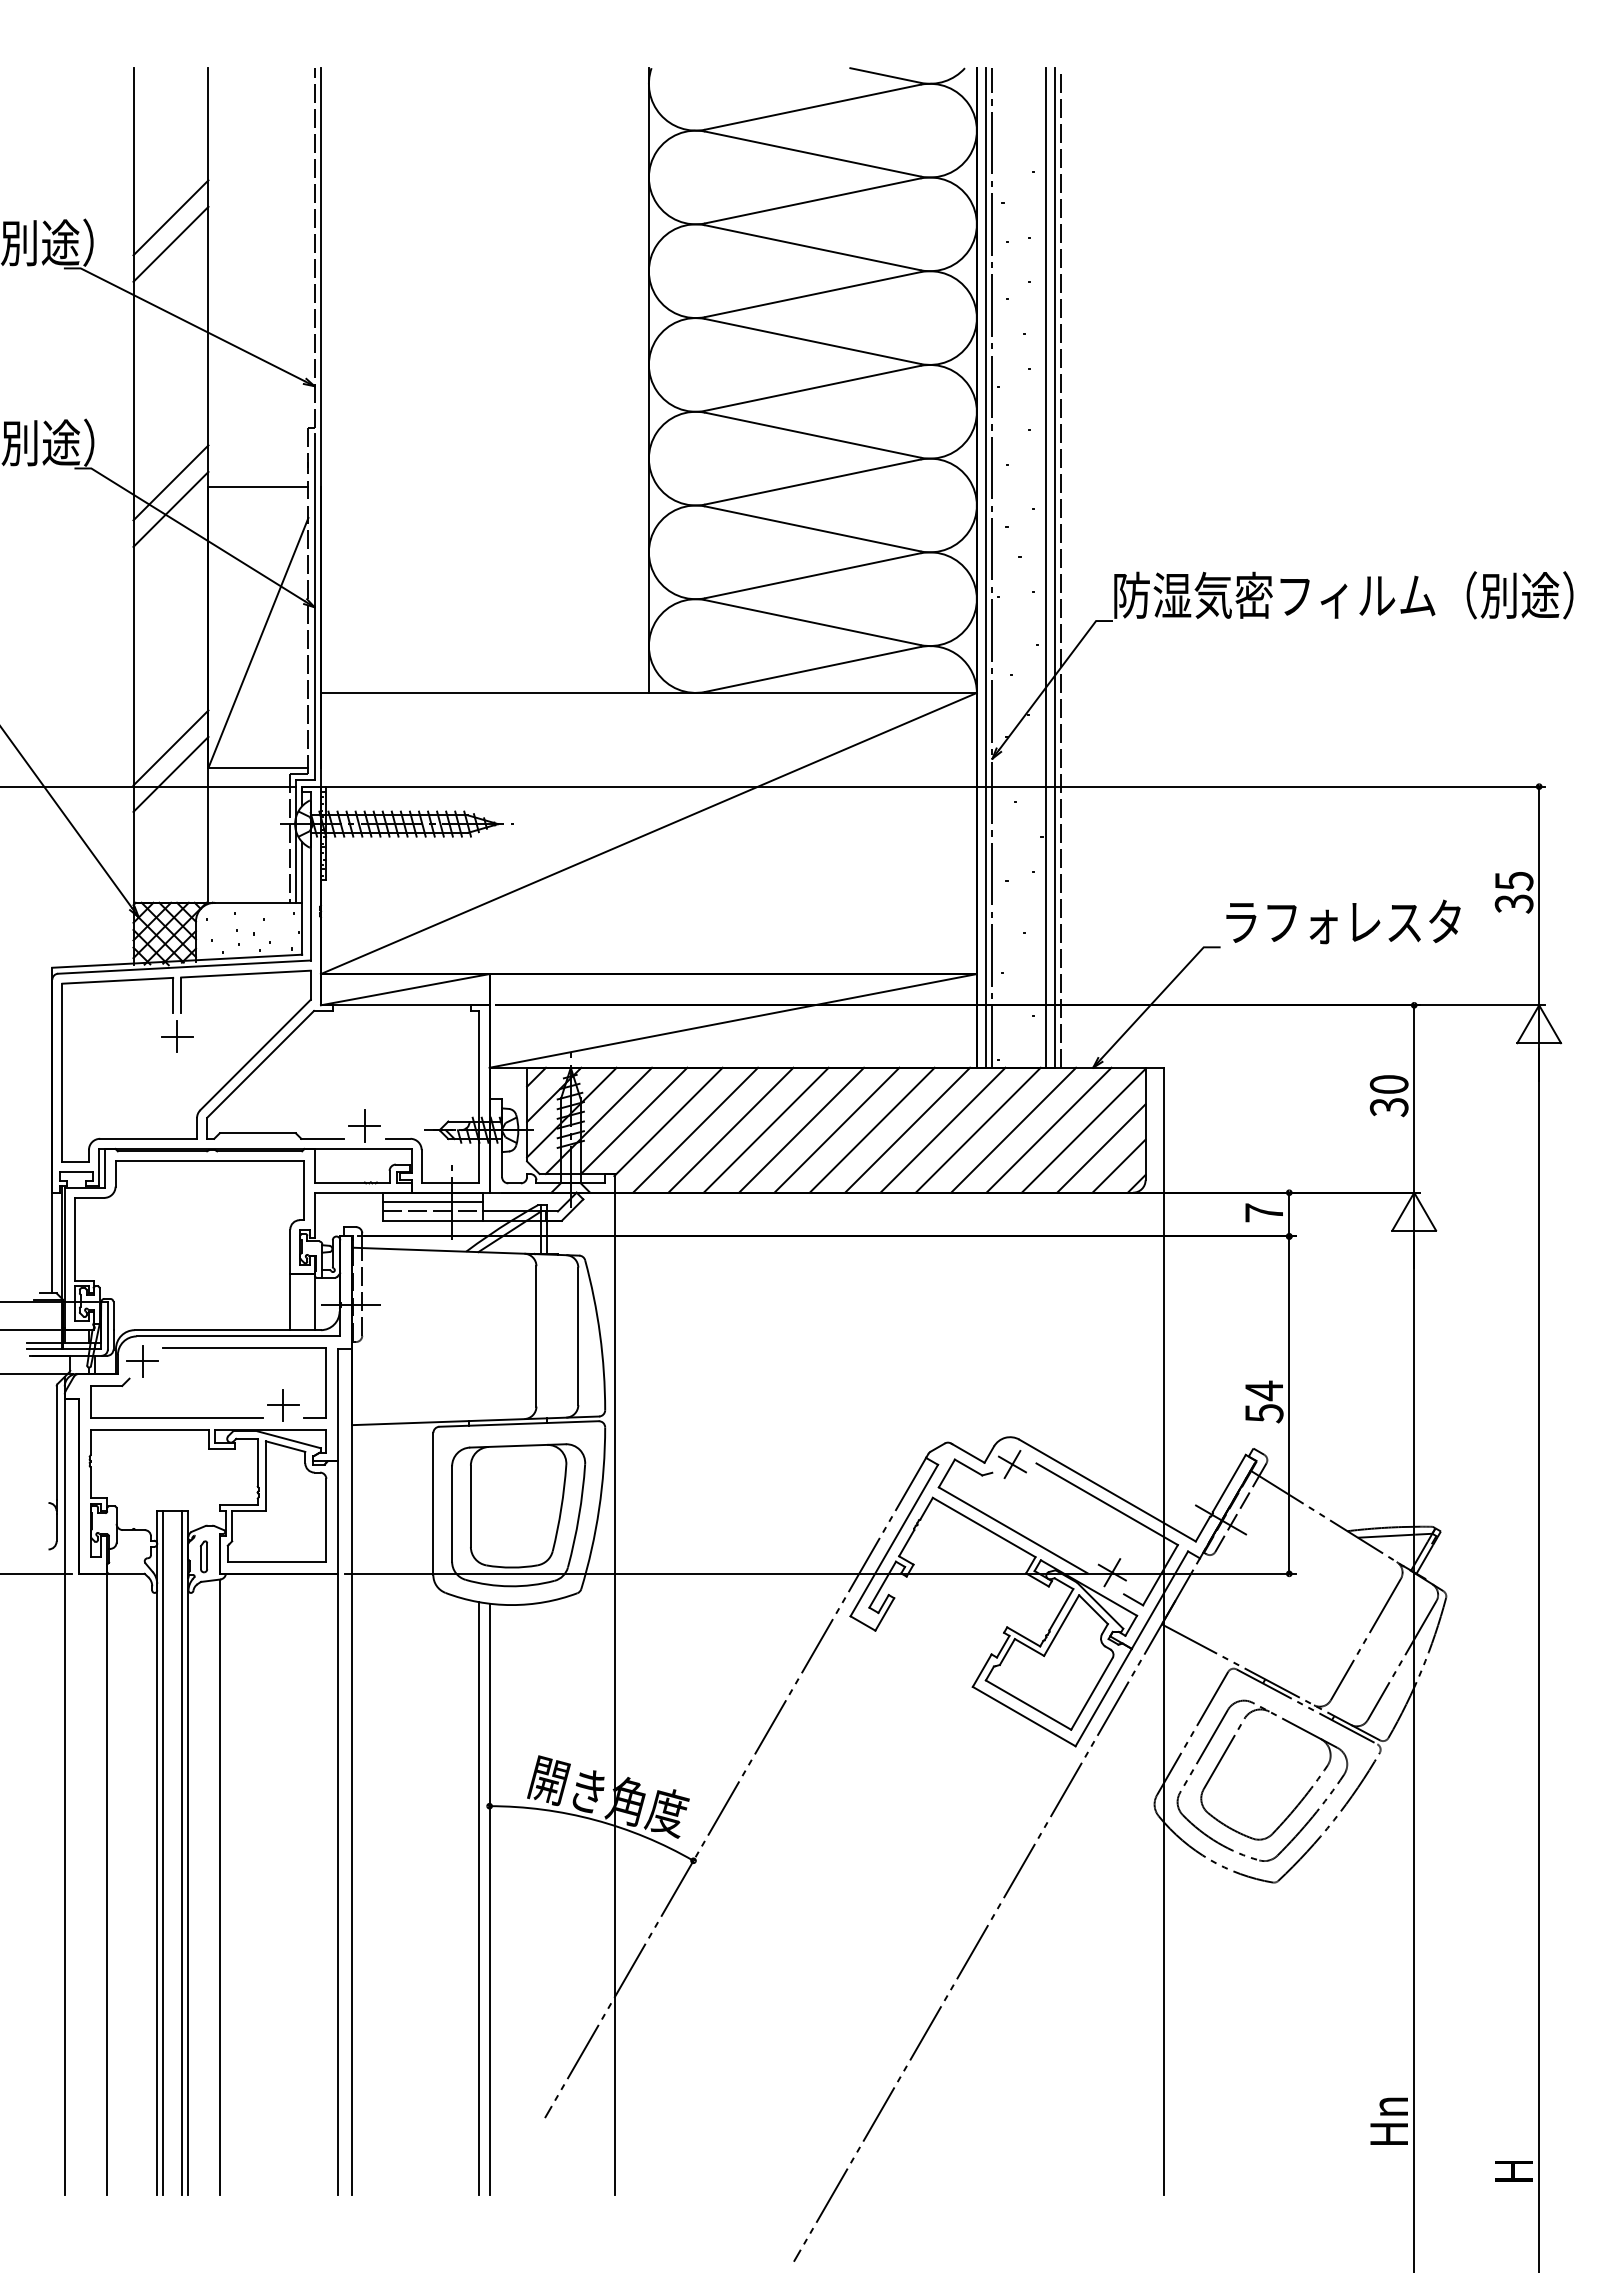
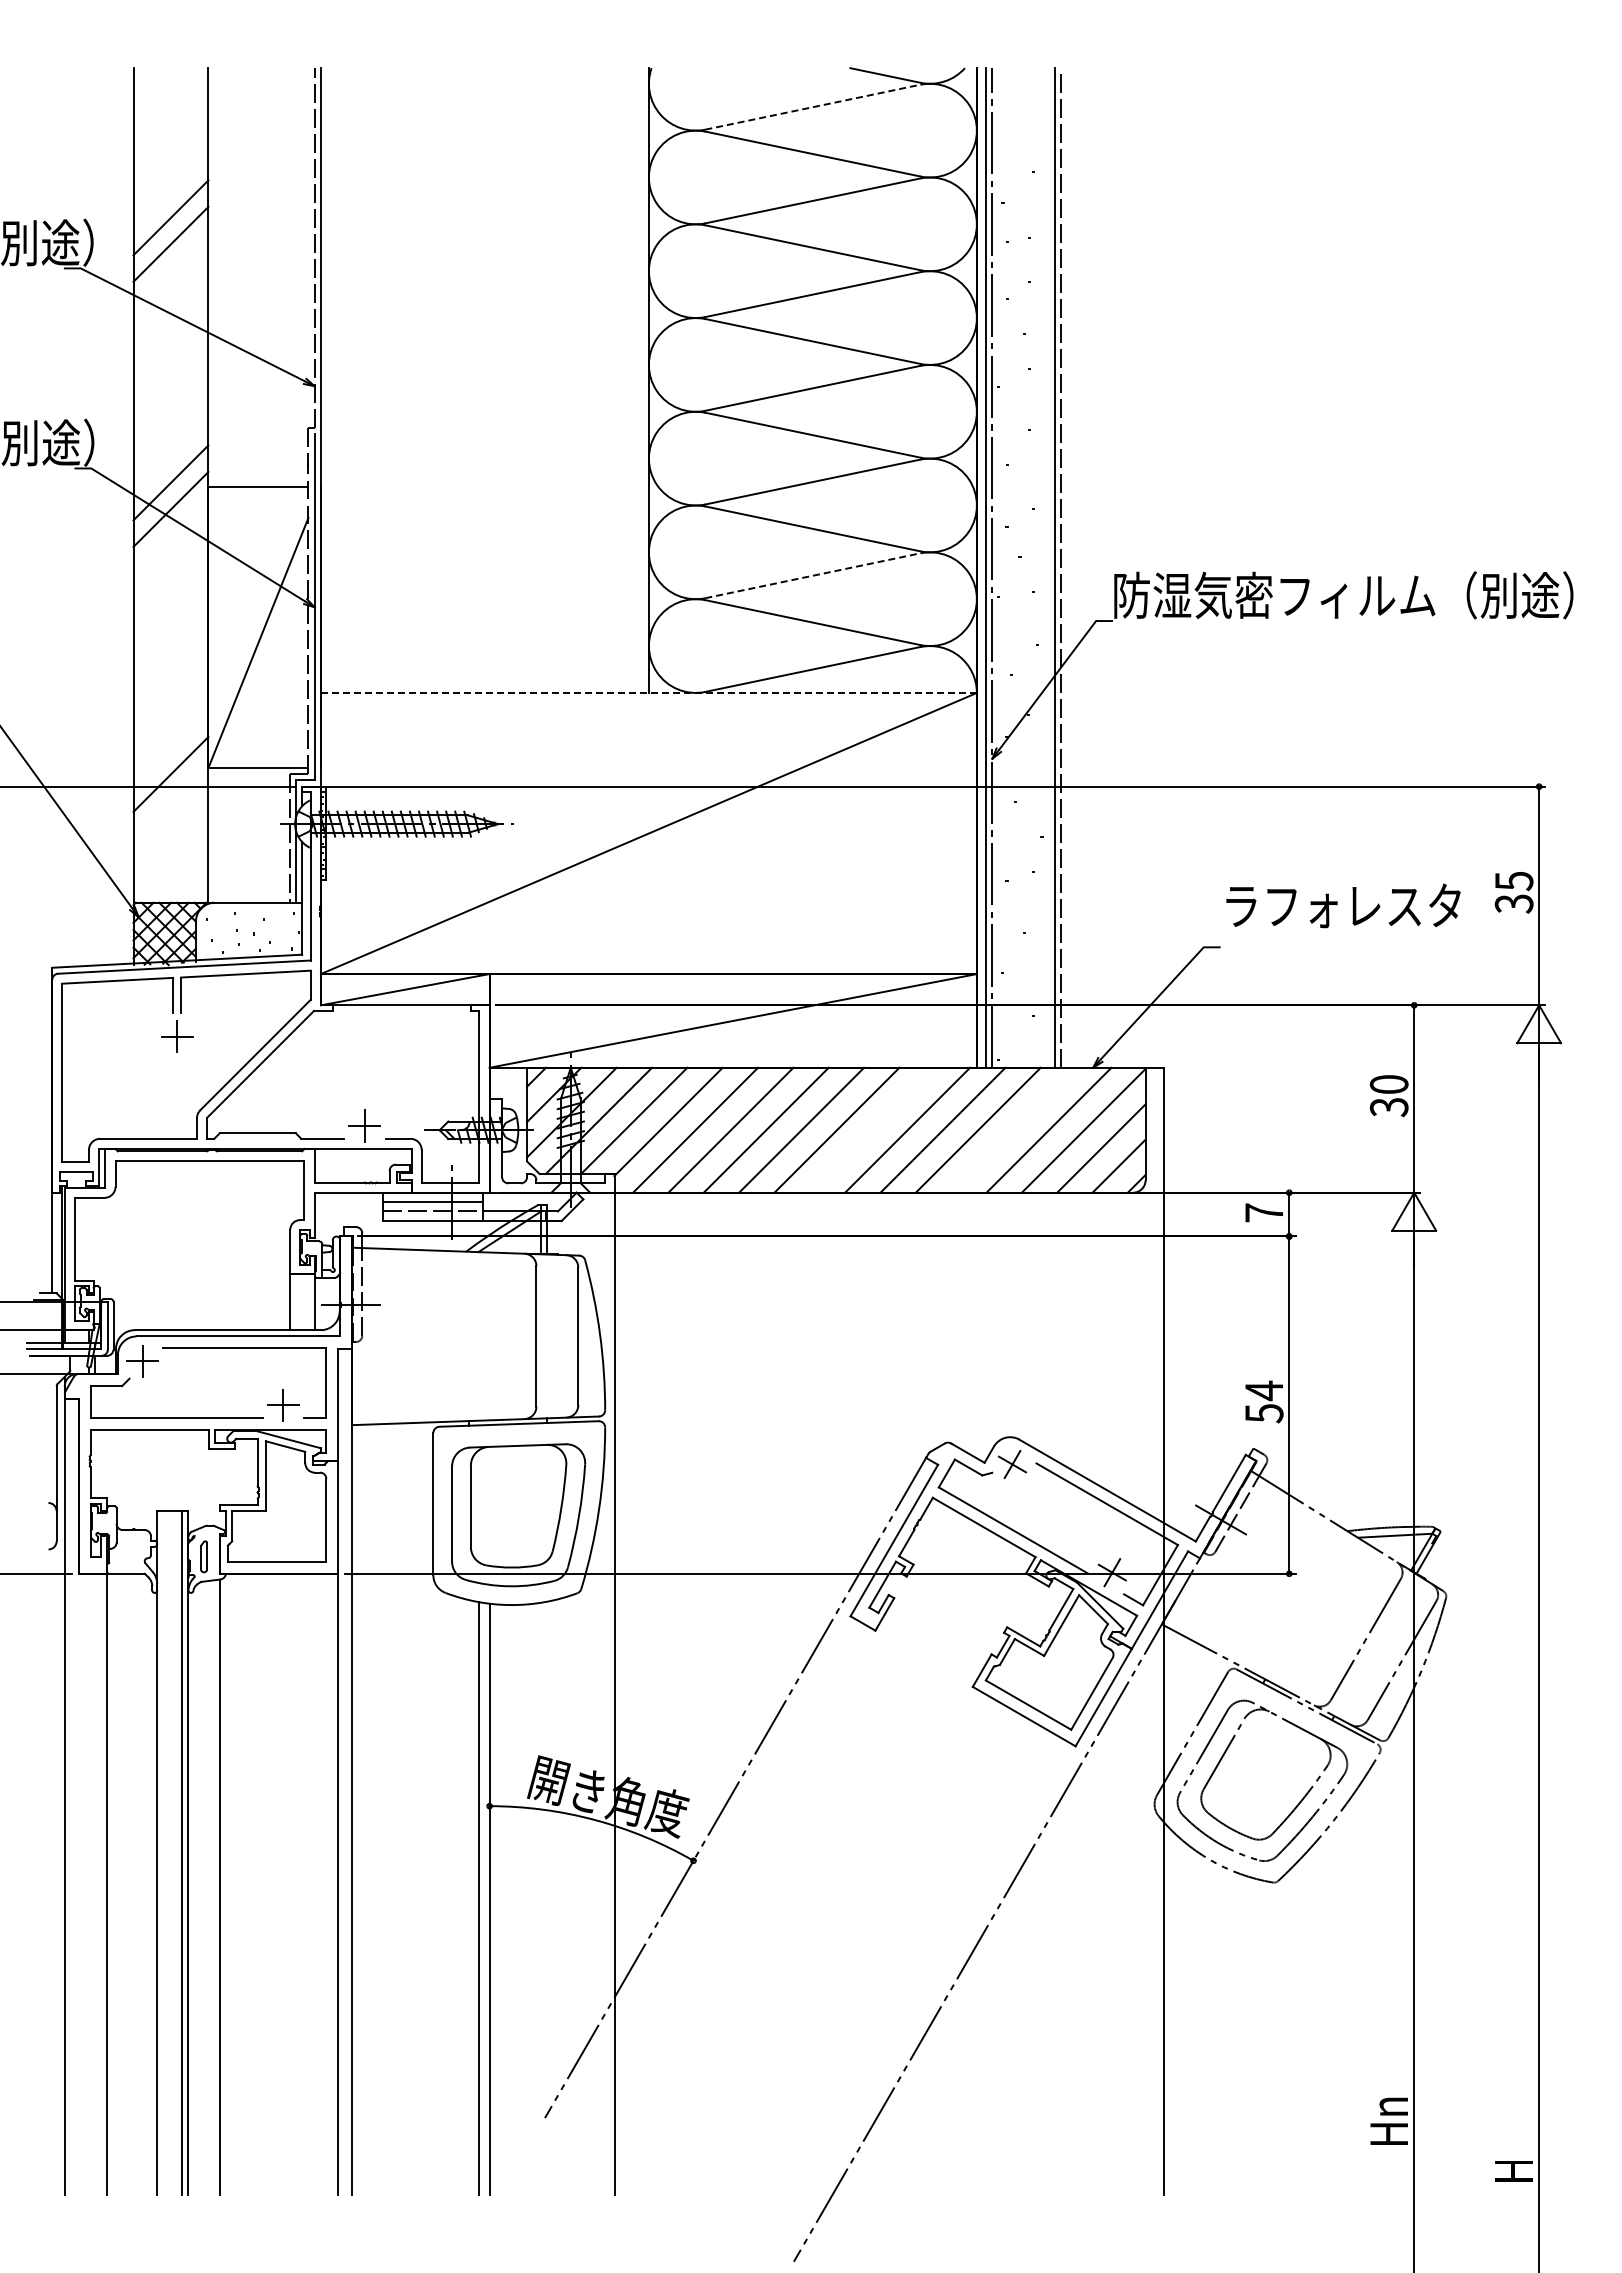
line: solid -> dashed (812, 107)
line: present -> none (1045, 567)
line: solid -> dashed (812, 575)
line: solid -> dashed (648, 692)
line: present -> none (170, 747)
text position: (1343, 921) -> (1343, 905) (1343, 905)
line: present -> none (871, 1129)
line: present -> none (1013, 1129)
line: present -> none (163, 1853)
